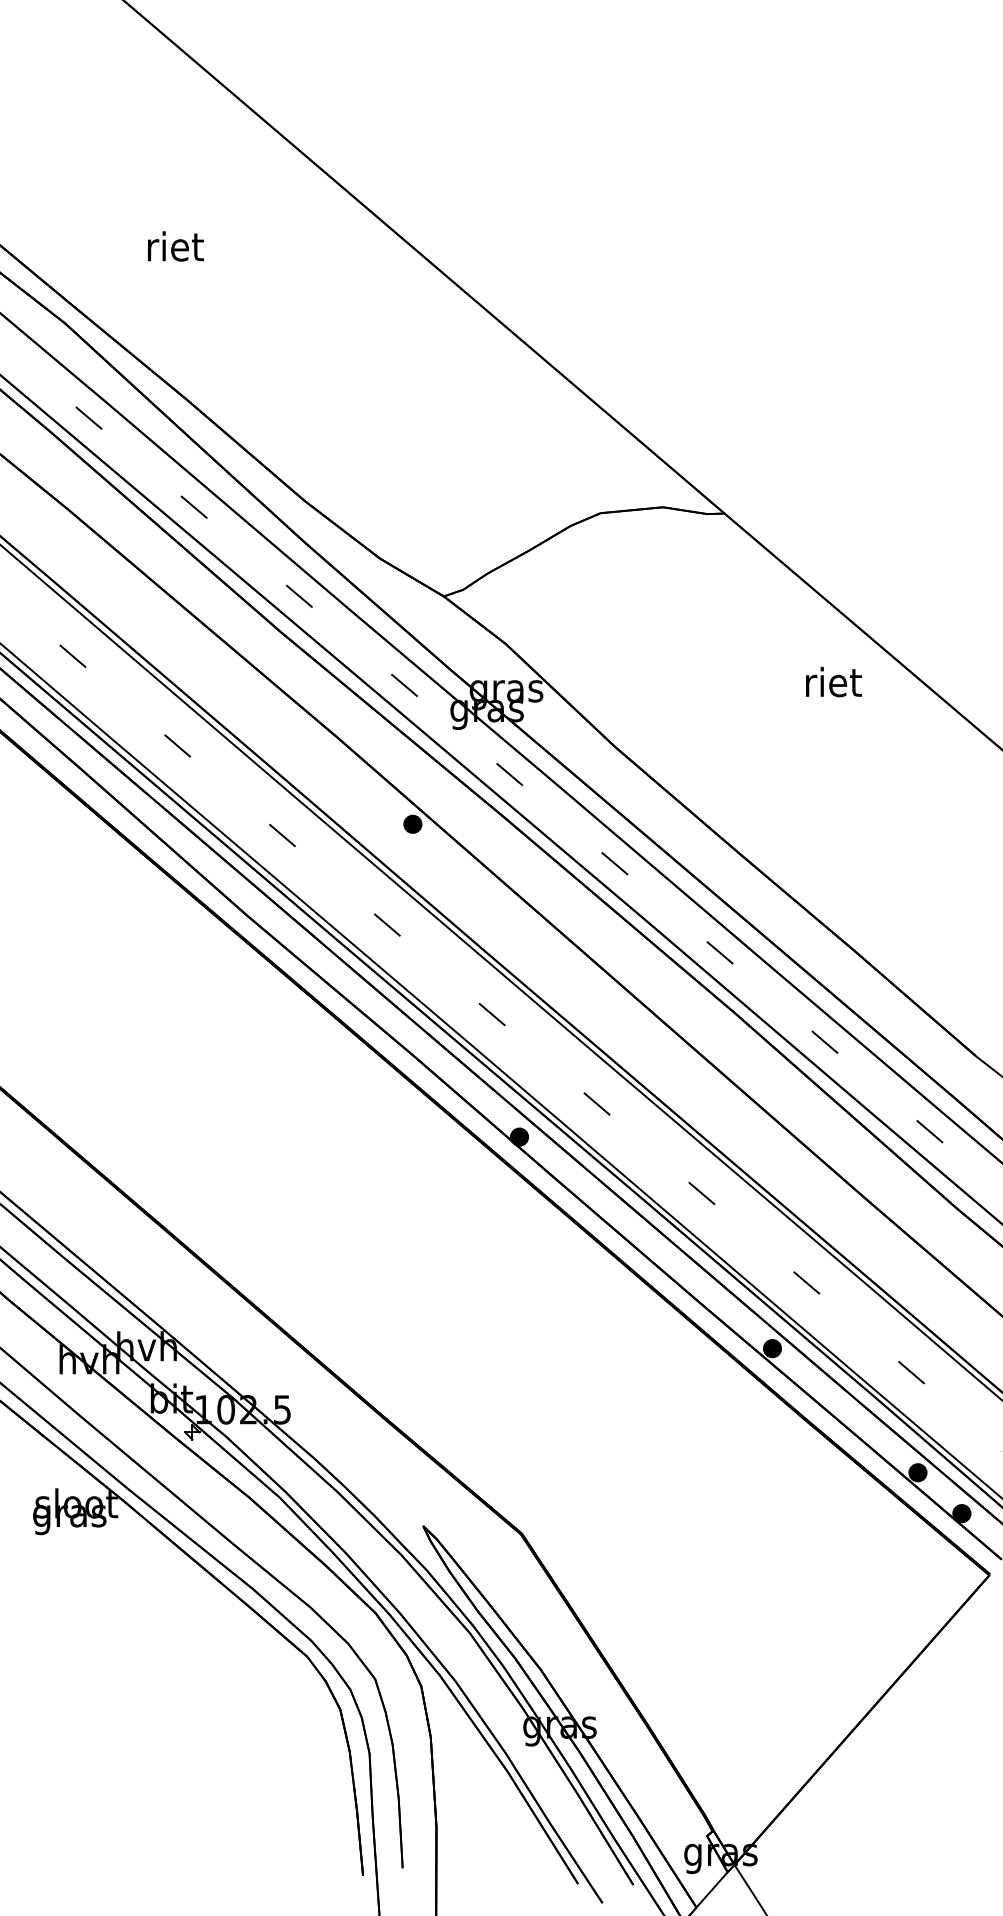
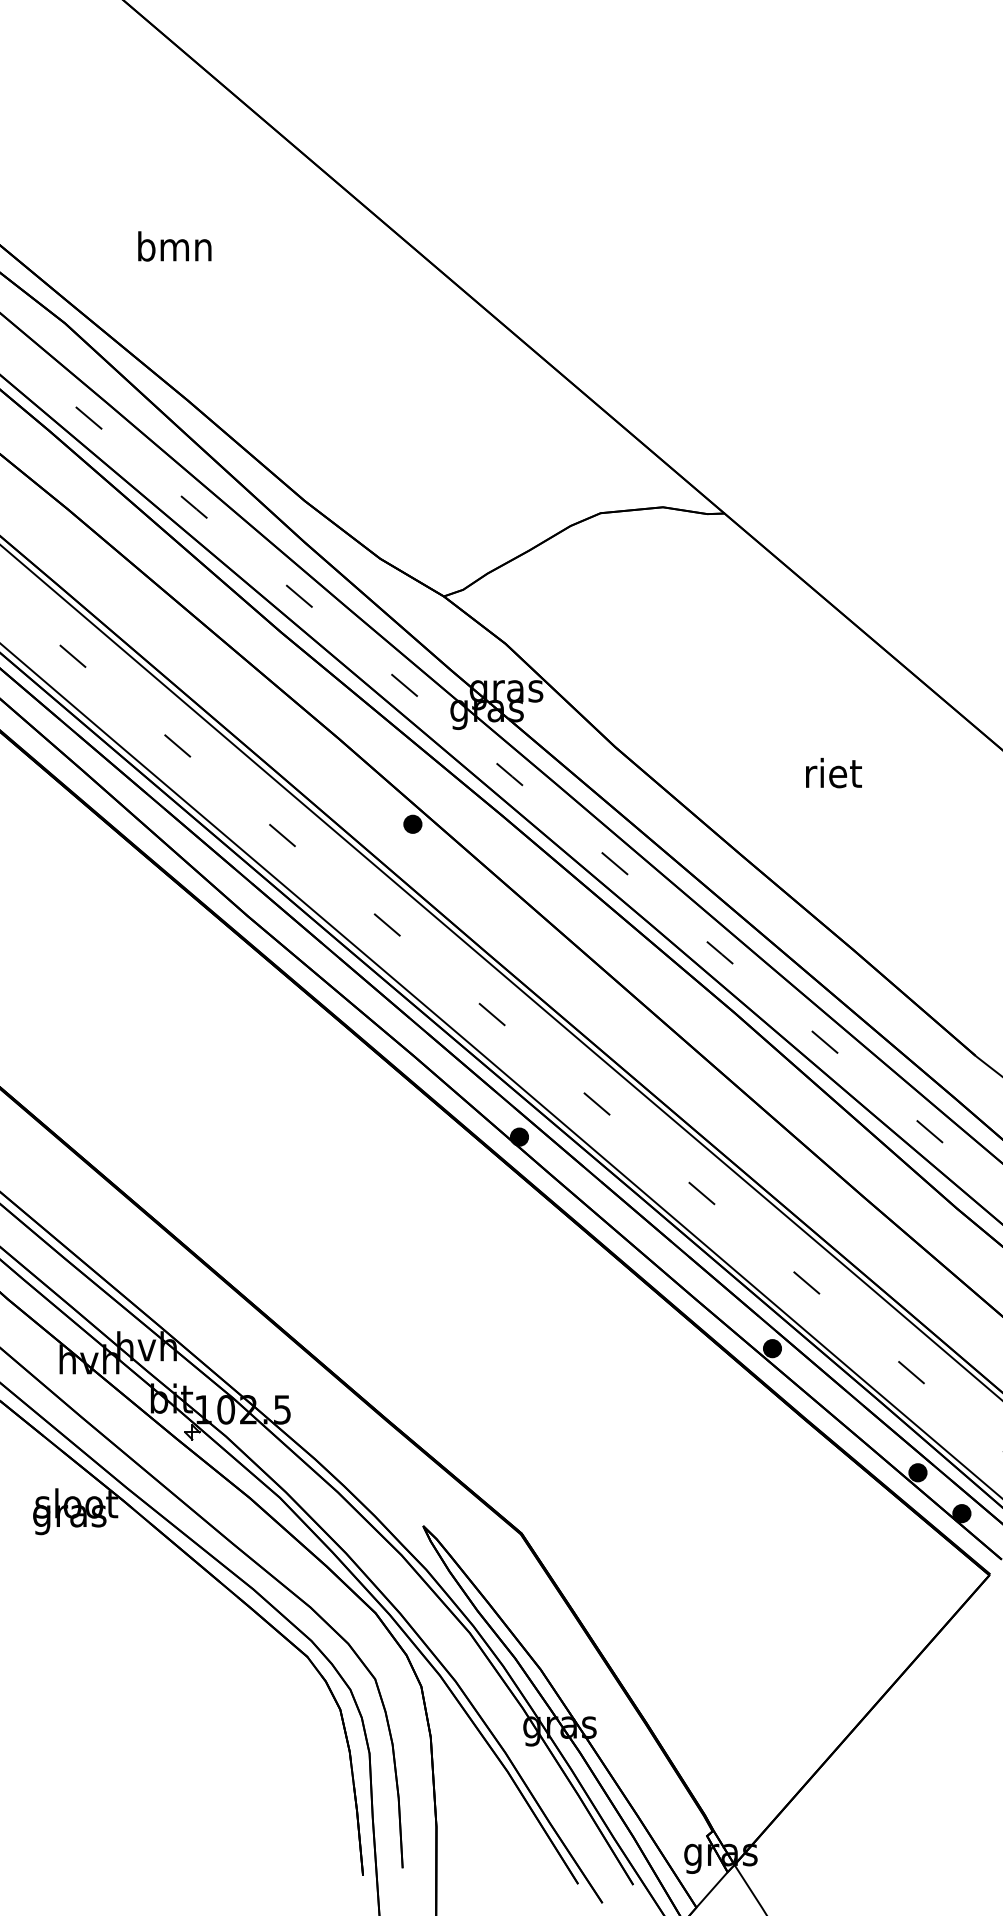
text: riet -> bmn (174, 246)
text position: (833, 682) -> (833, 773) (833, 773)
